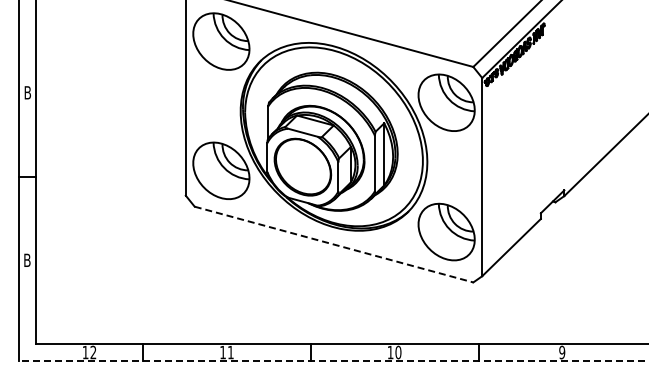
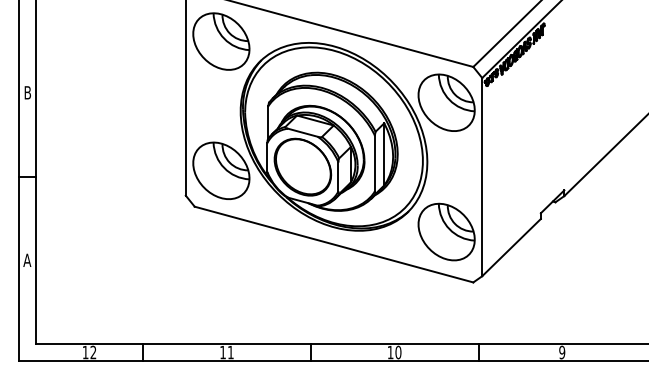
line: dashed -> solid (334, 244)
text: B -> A (27, 259)
line: dashed -> solid (333, 360)
